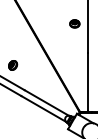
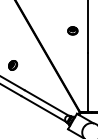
part position: (74, 23) -> (72, 30) (72, 30)
